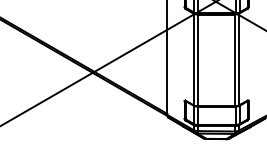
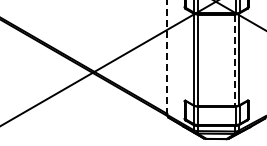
line: solid -> dashed (167, 57)
line: solid -> dashed (234, 60)
